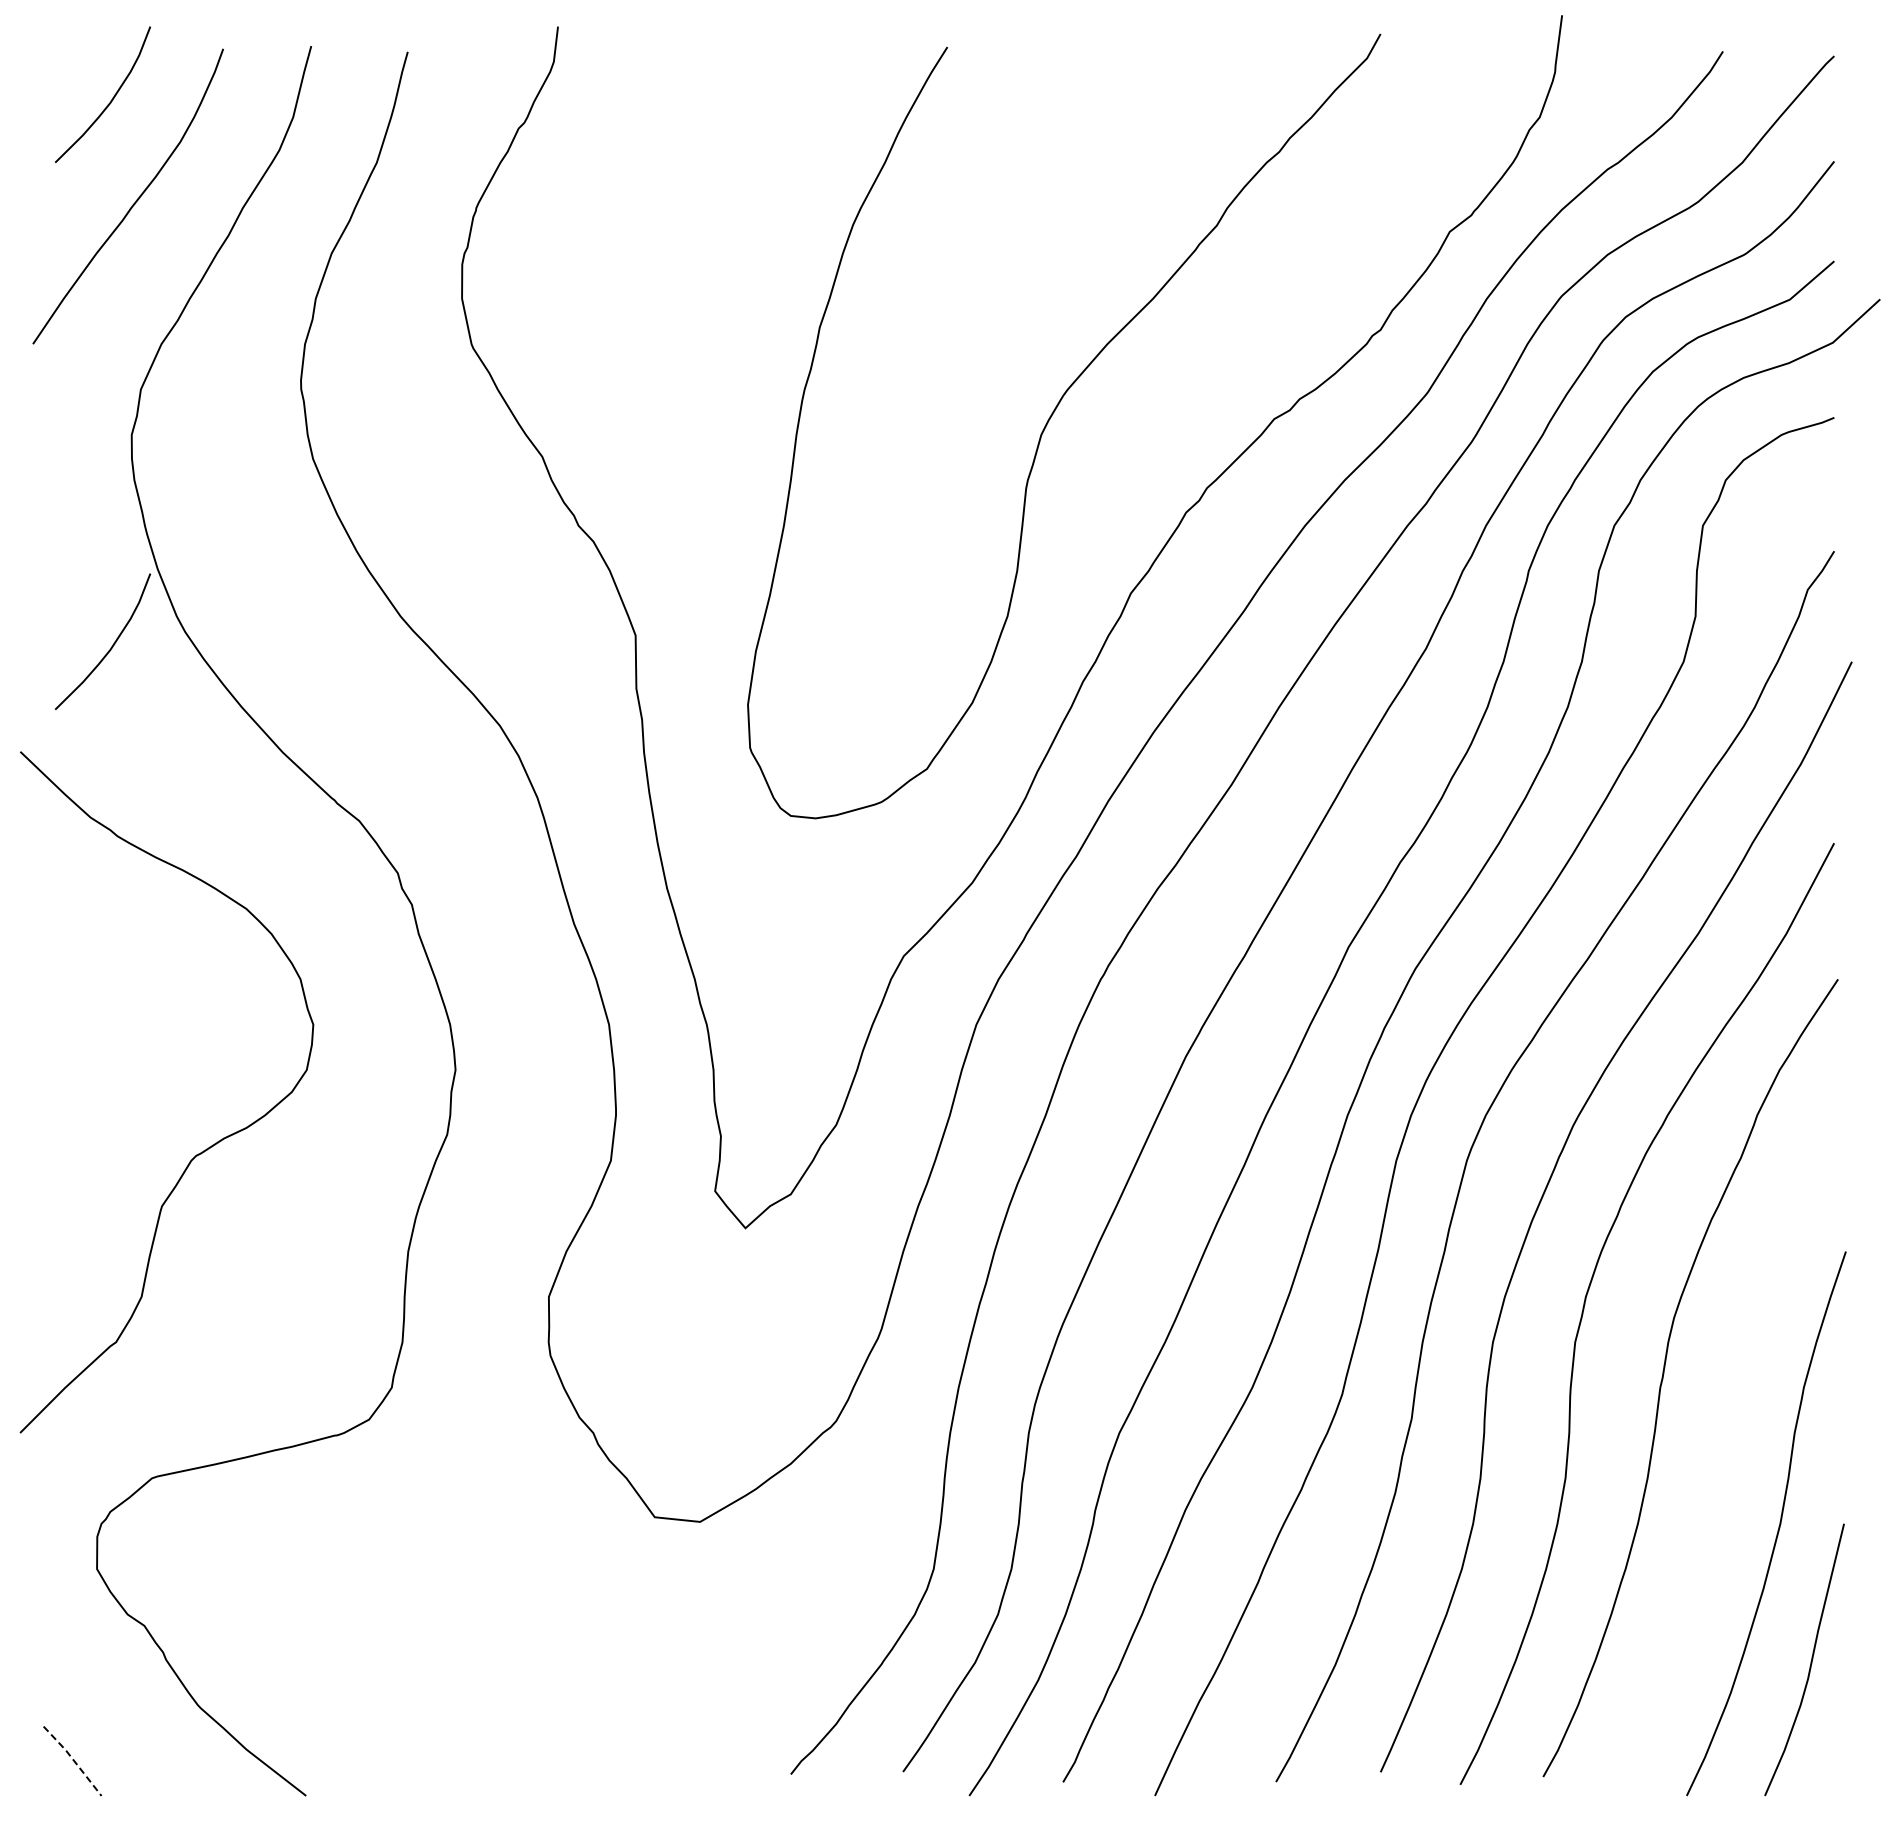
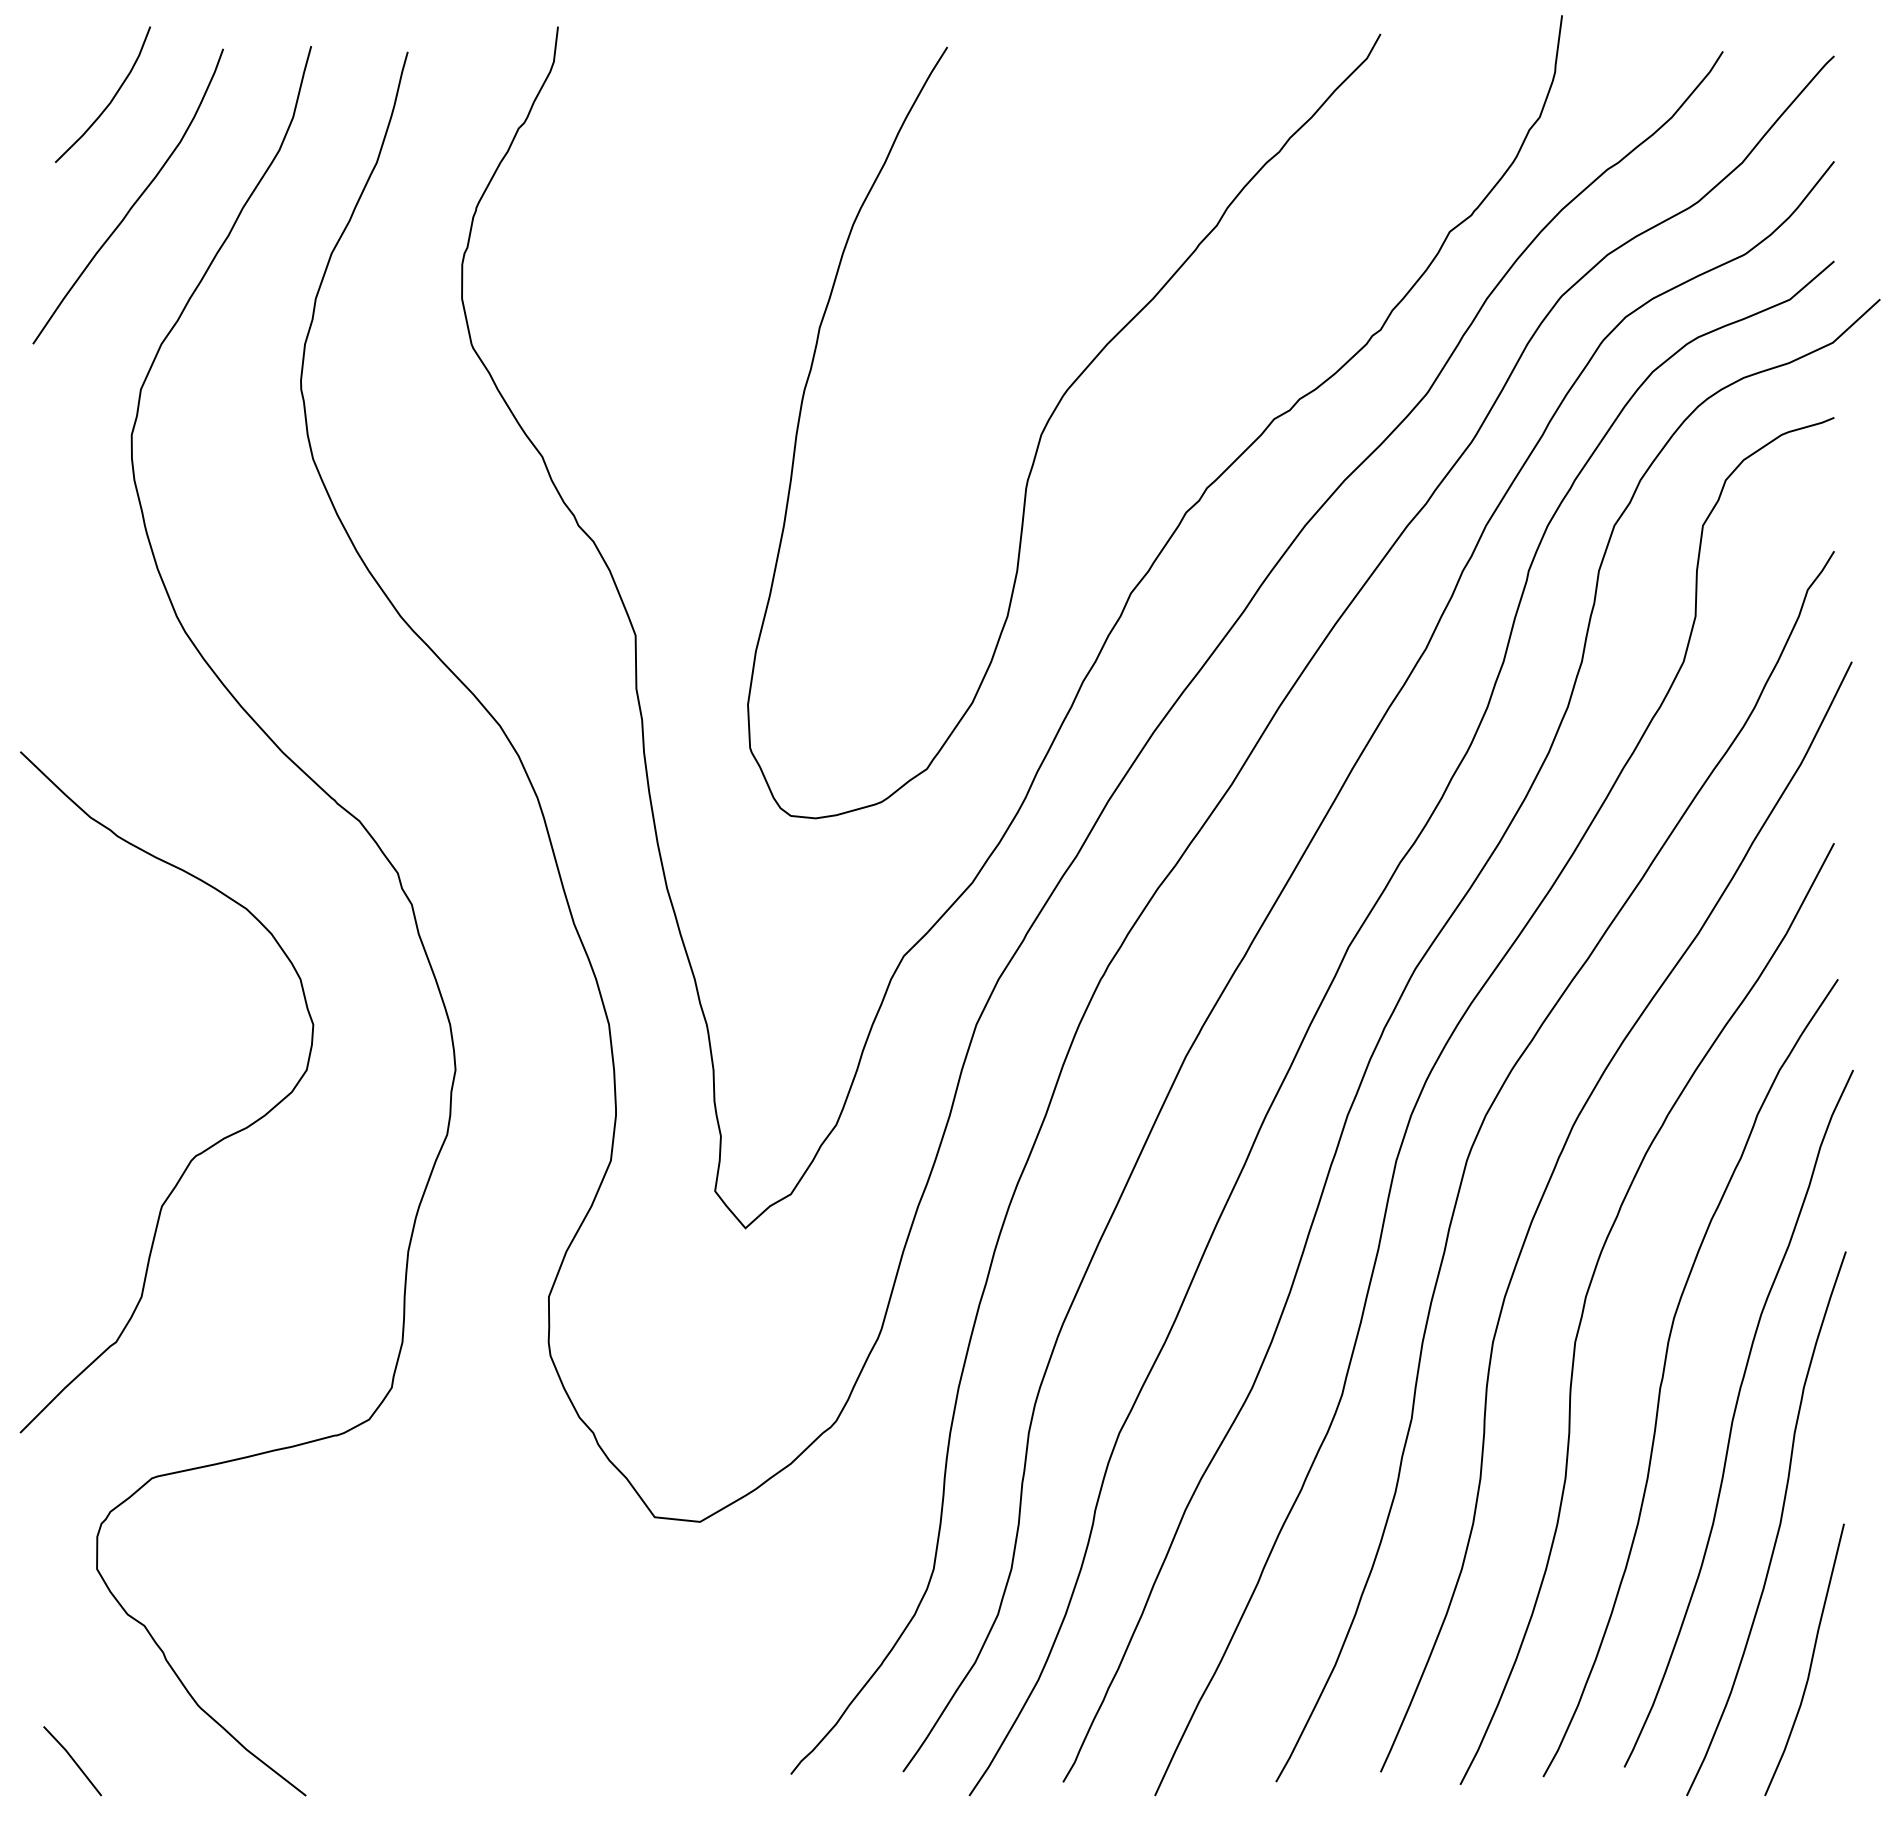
curve: present -> none (110, 647)
curve: none -> present (1734, 1418)
line: dashed -> solid (73, 1760)
